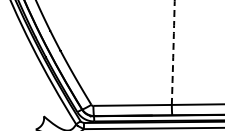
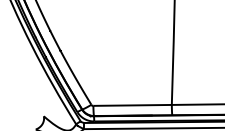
arc: dashed -> solid (173, 52)
